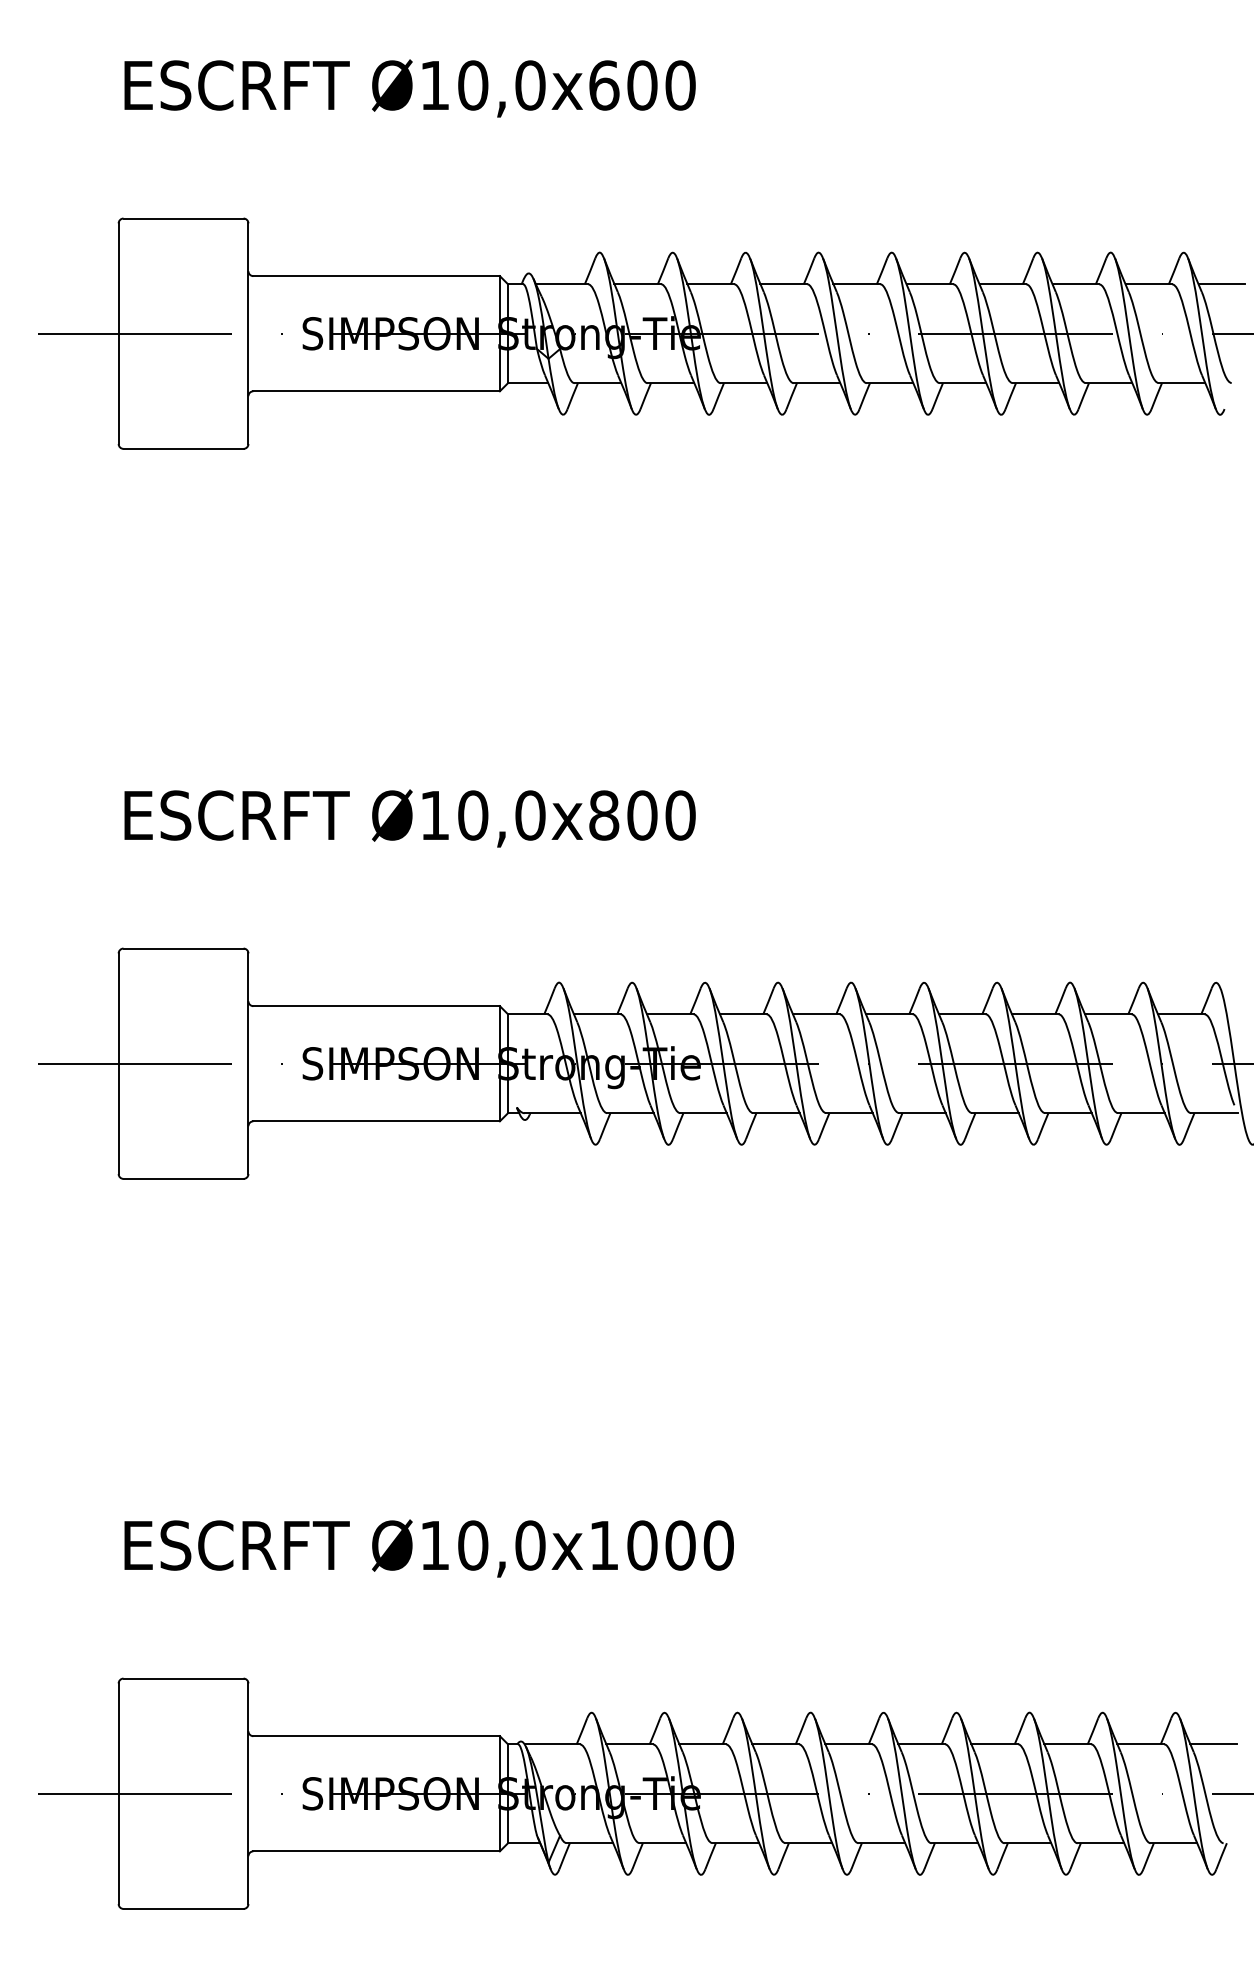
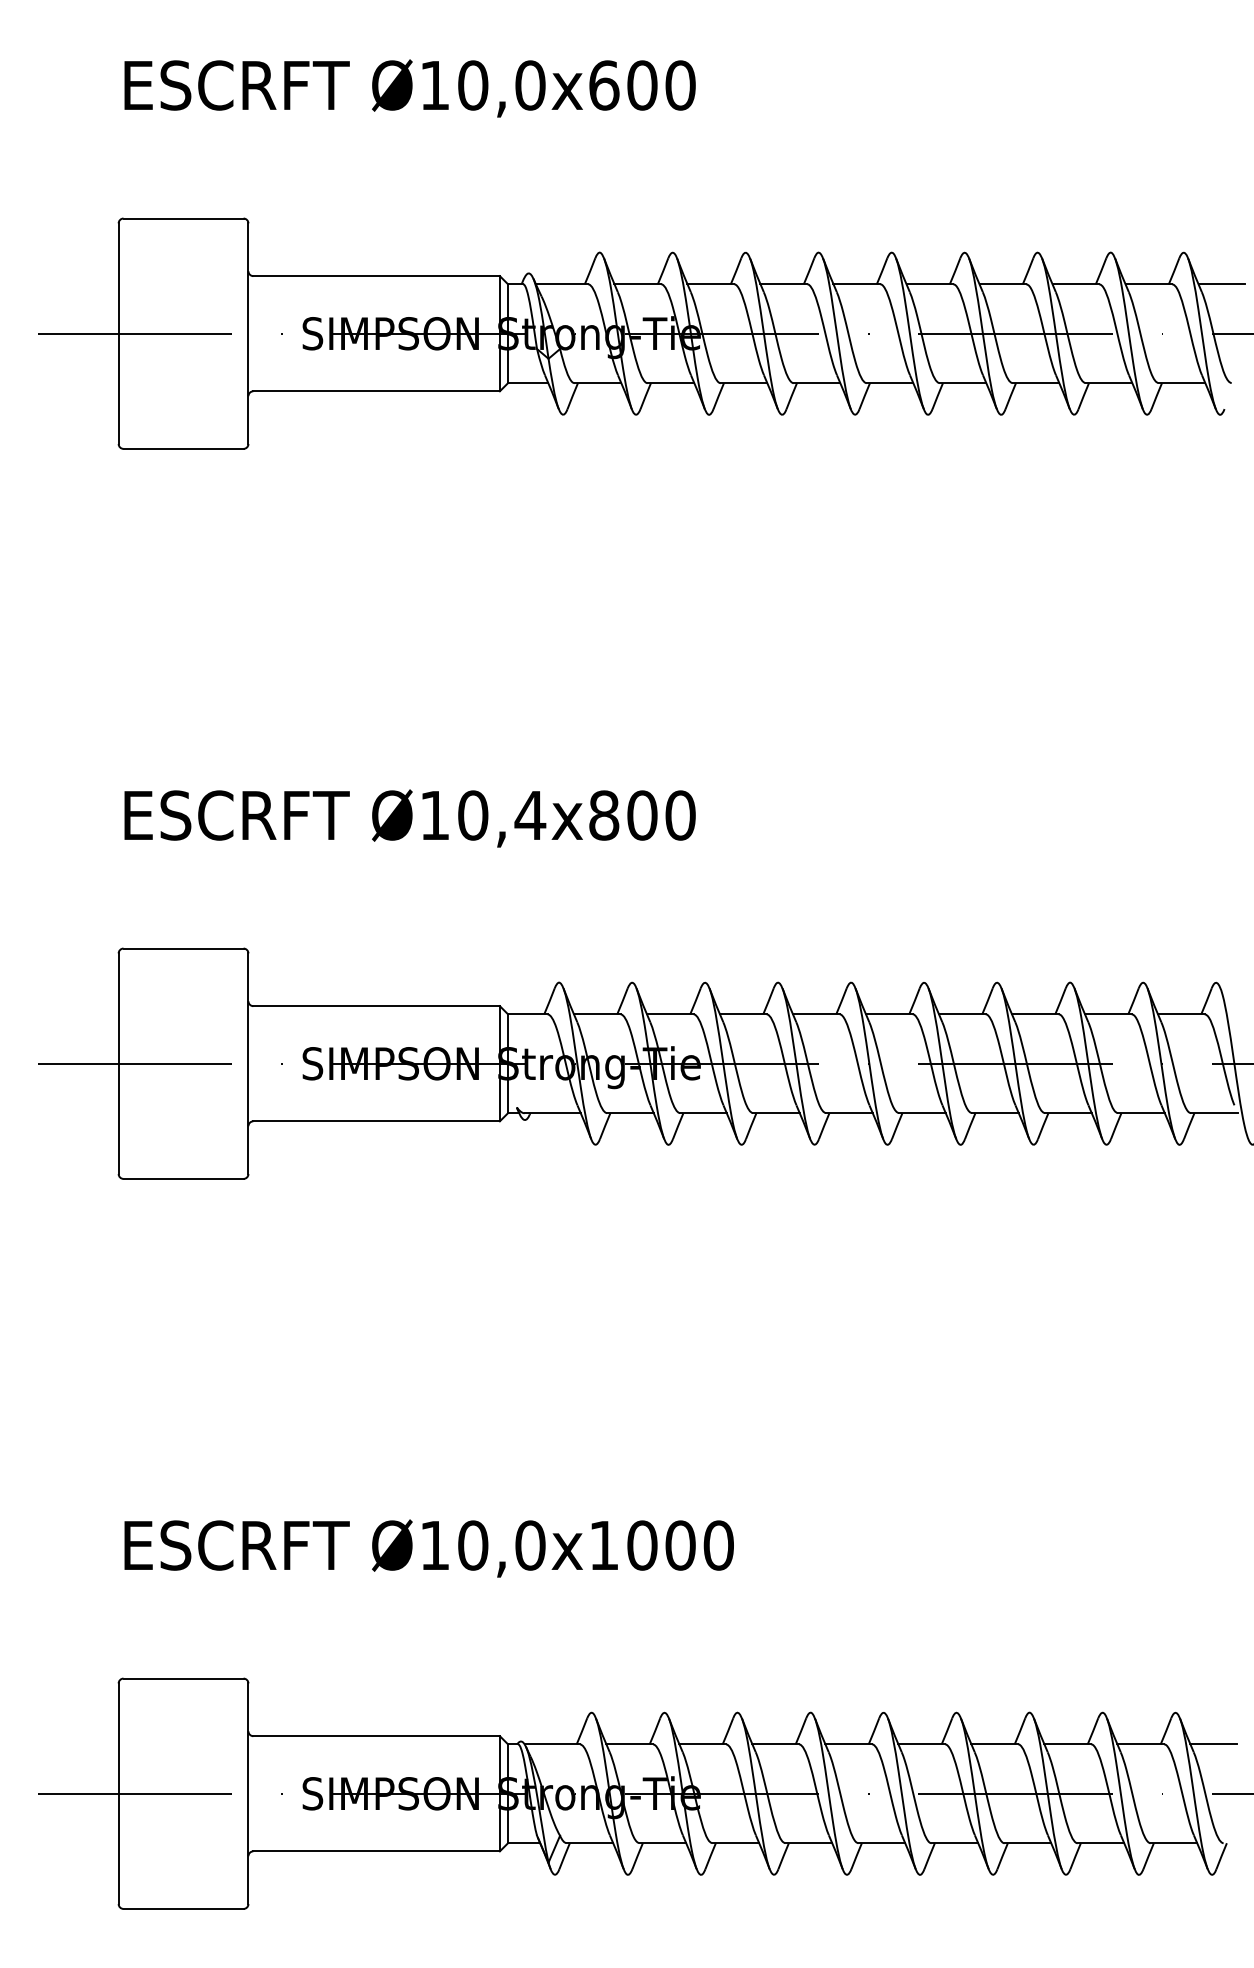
text: Ø10,0x800 -> Ø10,4x800 (530, 815)
